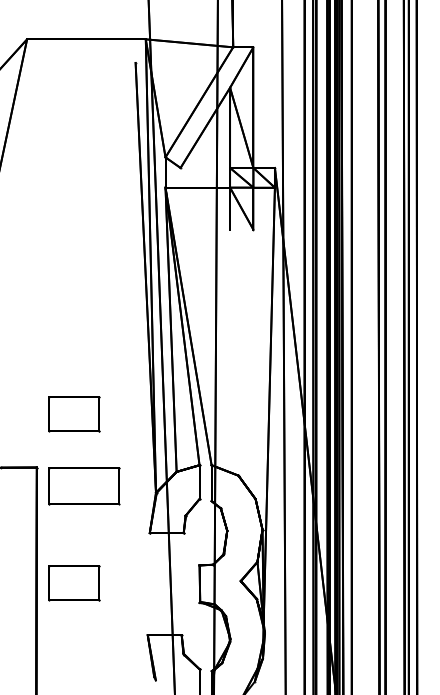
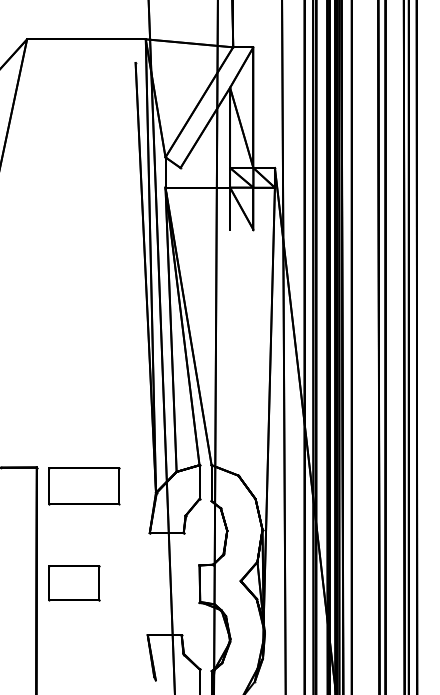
part: present -> none (74, 414)
